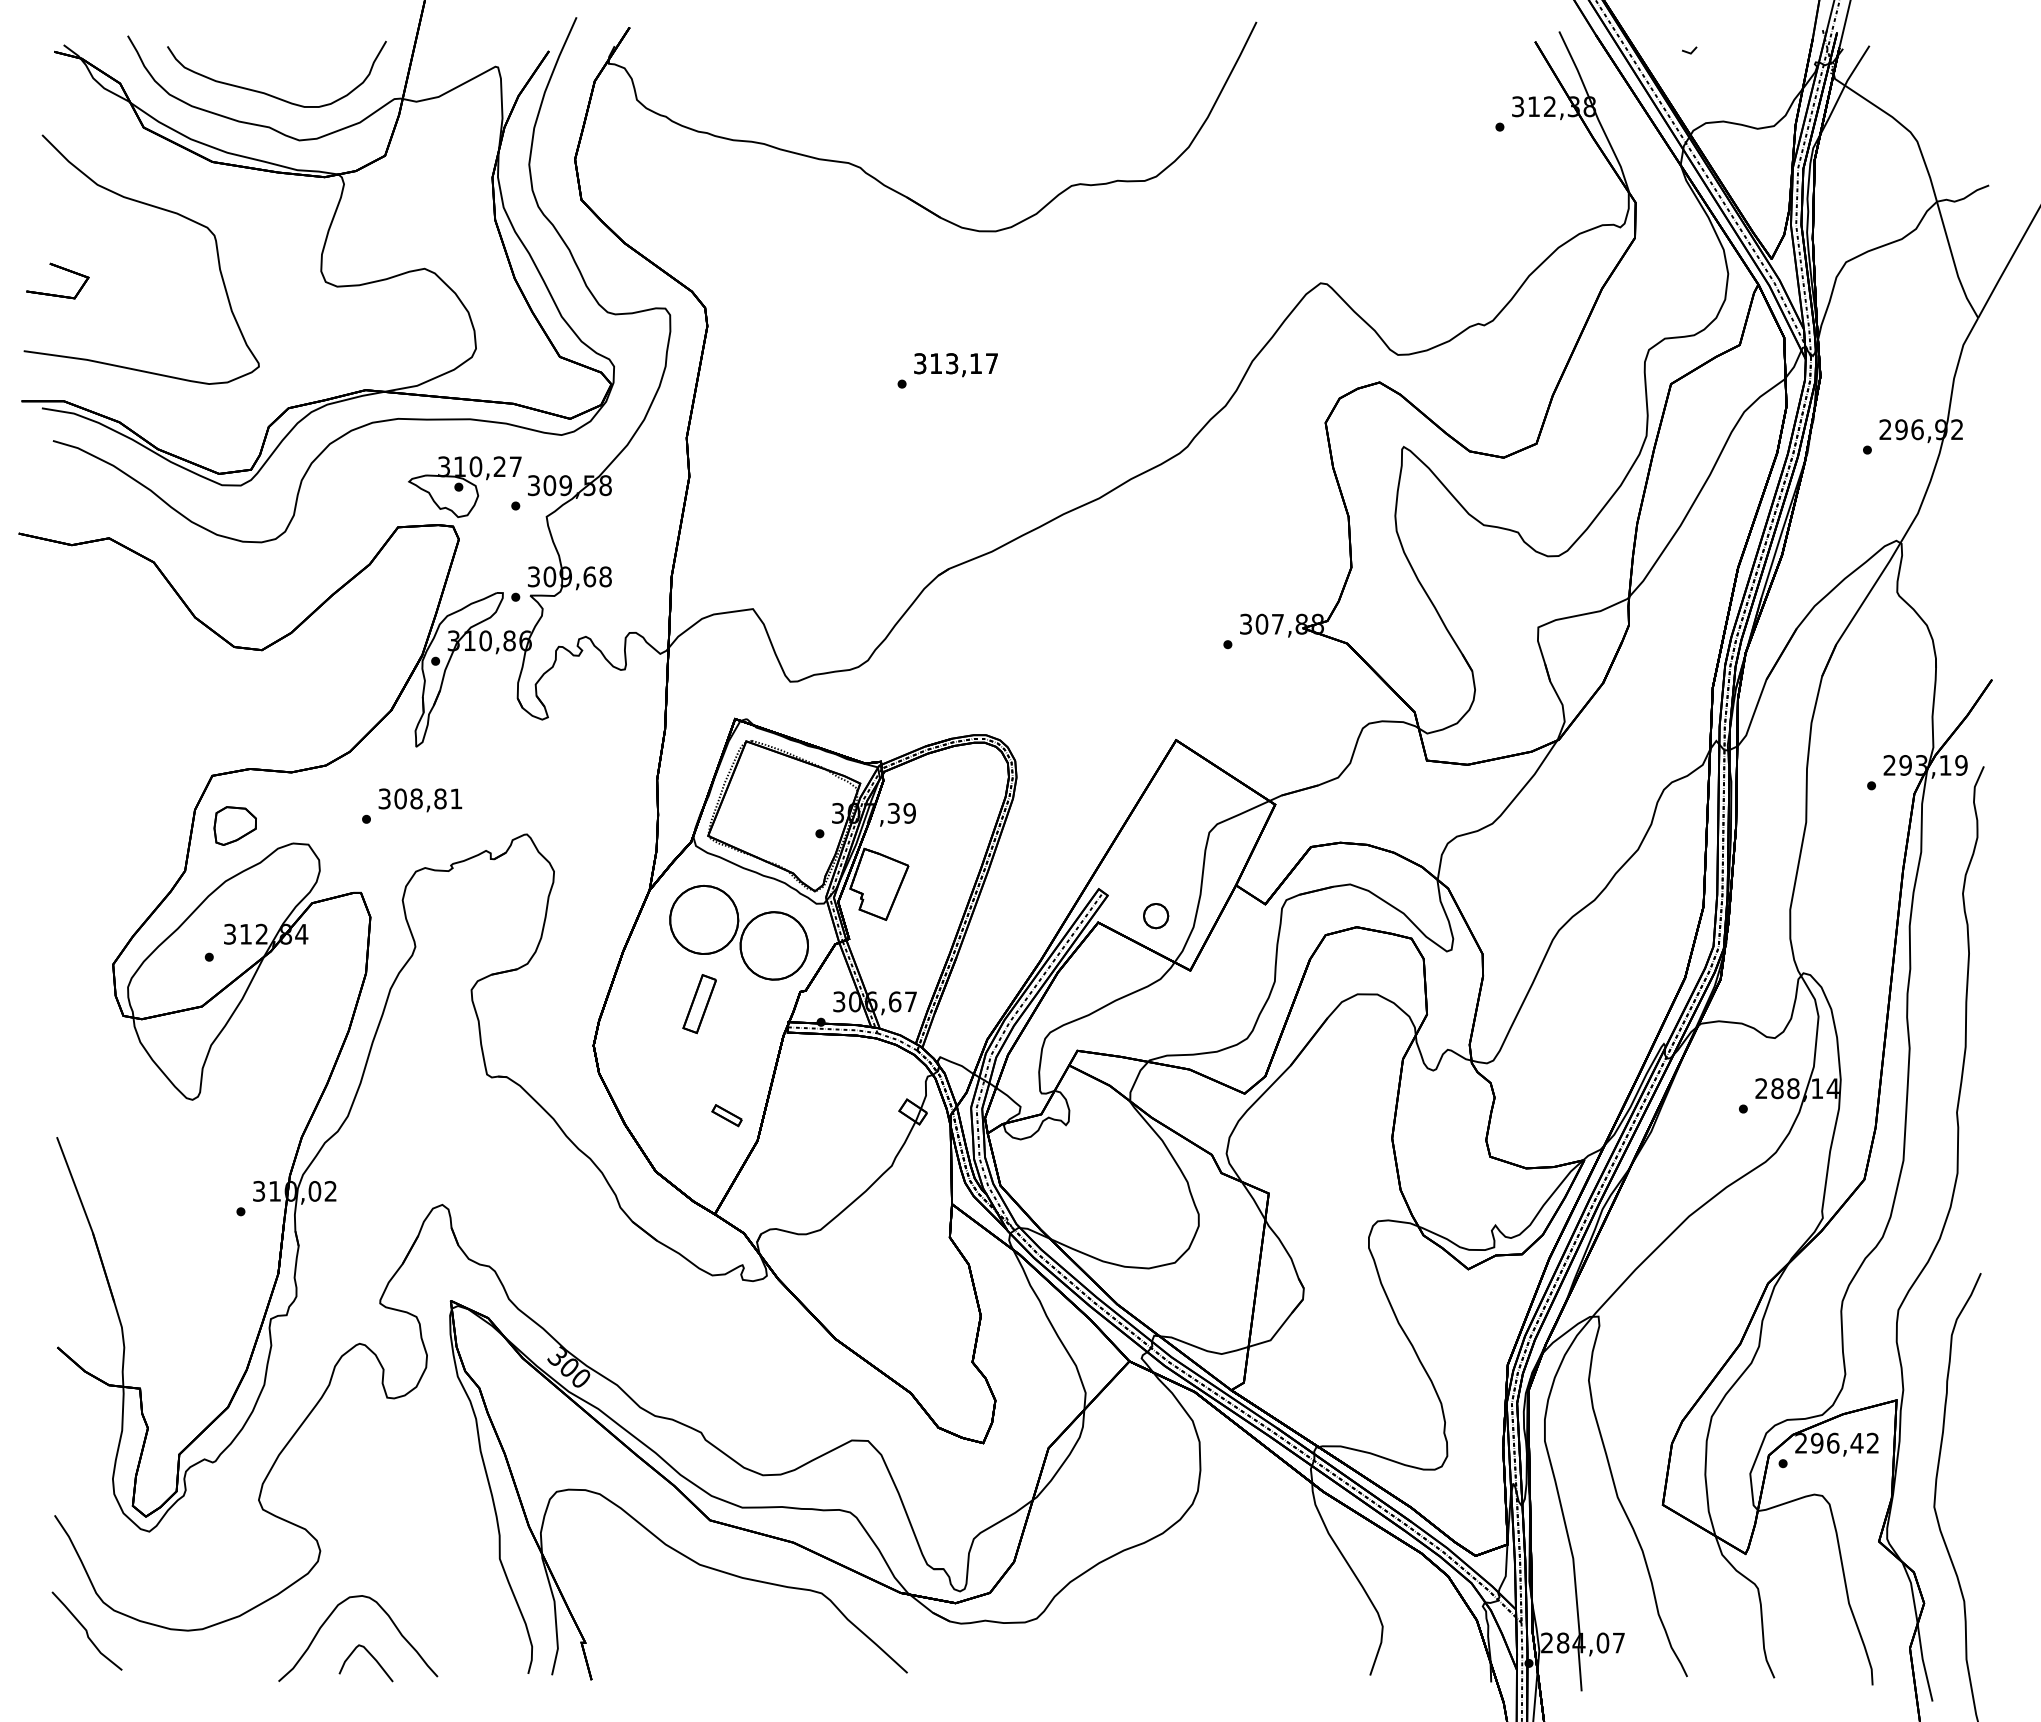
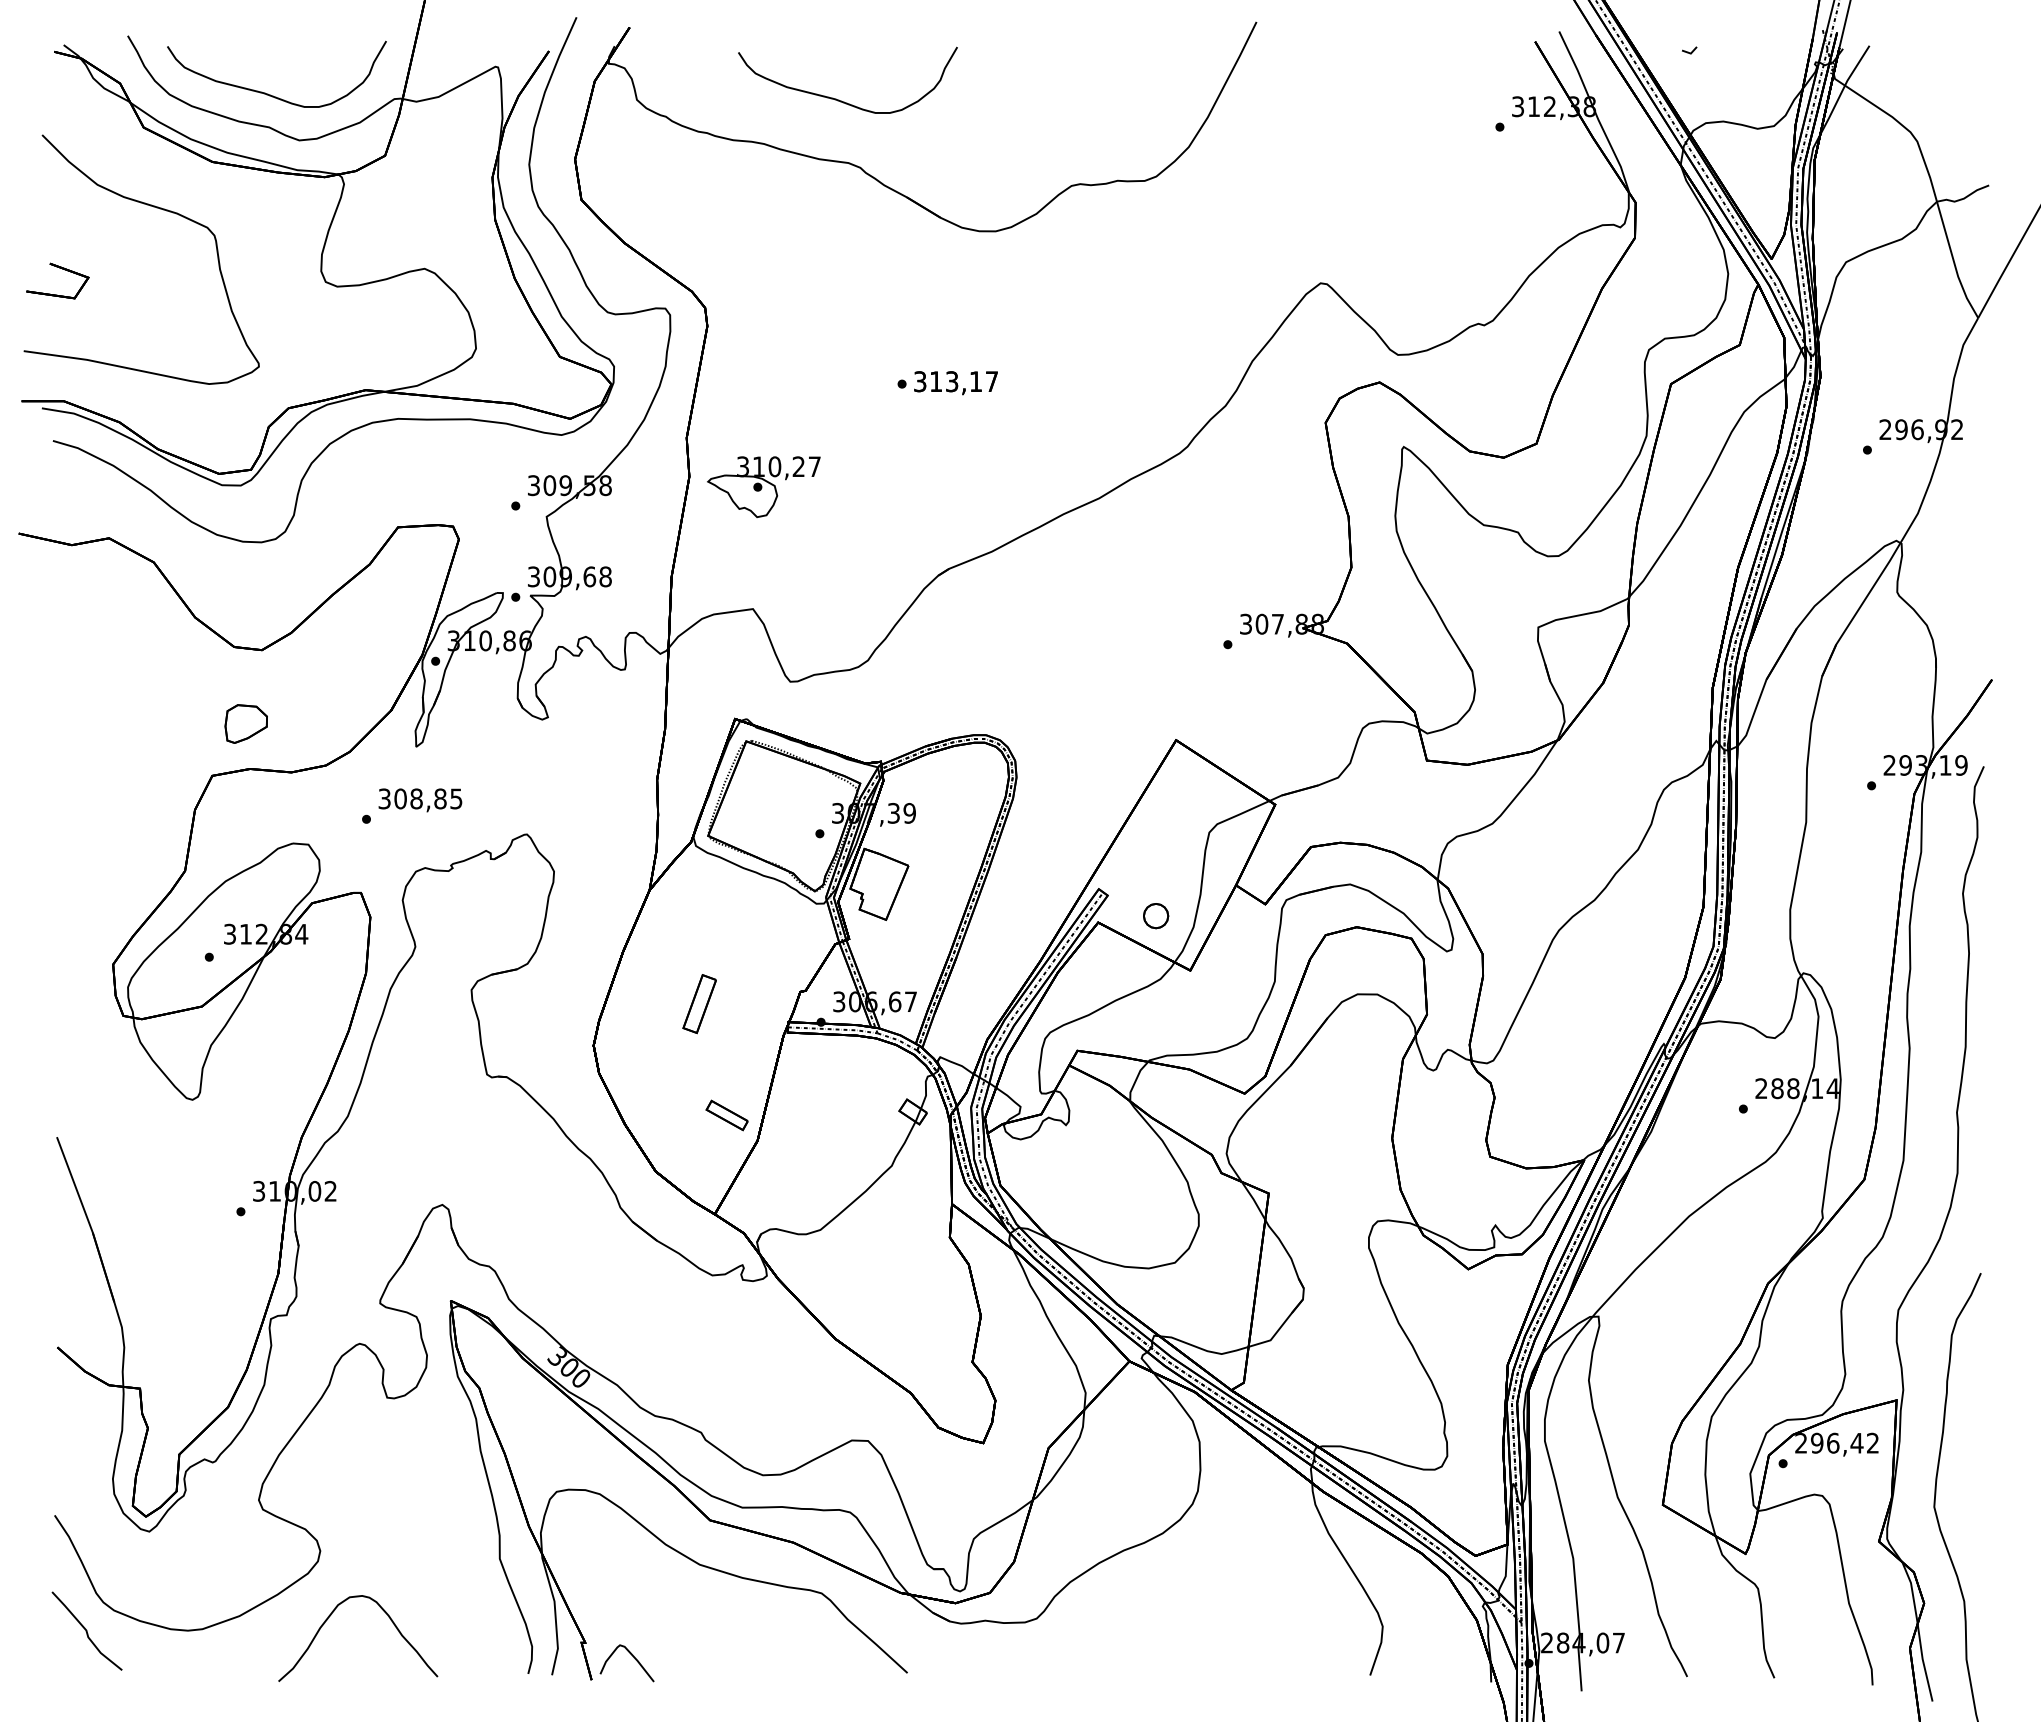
curve: none -> present (839, 99)
text position: (955, 365) -> (955, 383) (955, 383)
part position: (464, 486) -> (763, 486) (763, 486)
text: 308,81 -> 308,85 (456, 798)
part position: (234, 825) -> (245, 723) (245, 723)
part: present -> none (738, 932)
part size: 32x24 px -> 44x33 px (726, 1115)
curve position: (371, 1656) -> (632, 1656) (632, 1656)
